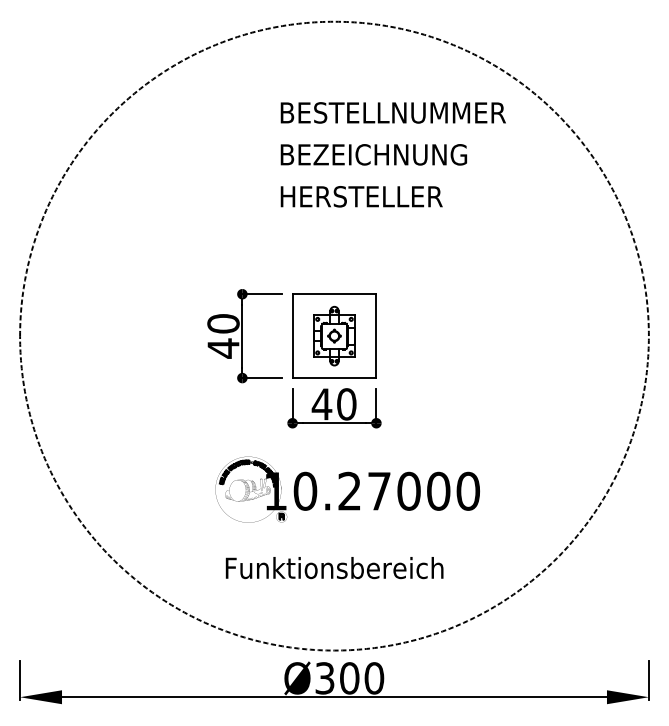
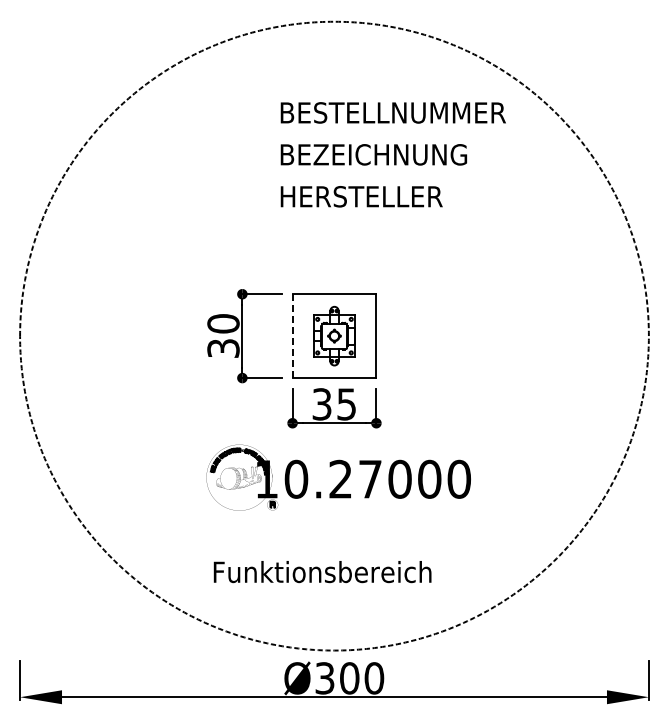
line: solid -> dashed (292, 336)
text: 40 -> 30 (223, 348)
text: 40 -> 35 (333, 404)
part position: (347, 489) -> (338, 477) (338, 477)
text position: (334, 568) -> (322, 572) (322, 572)
